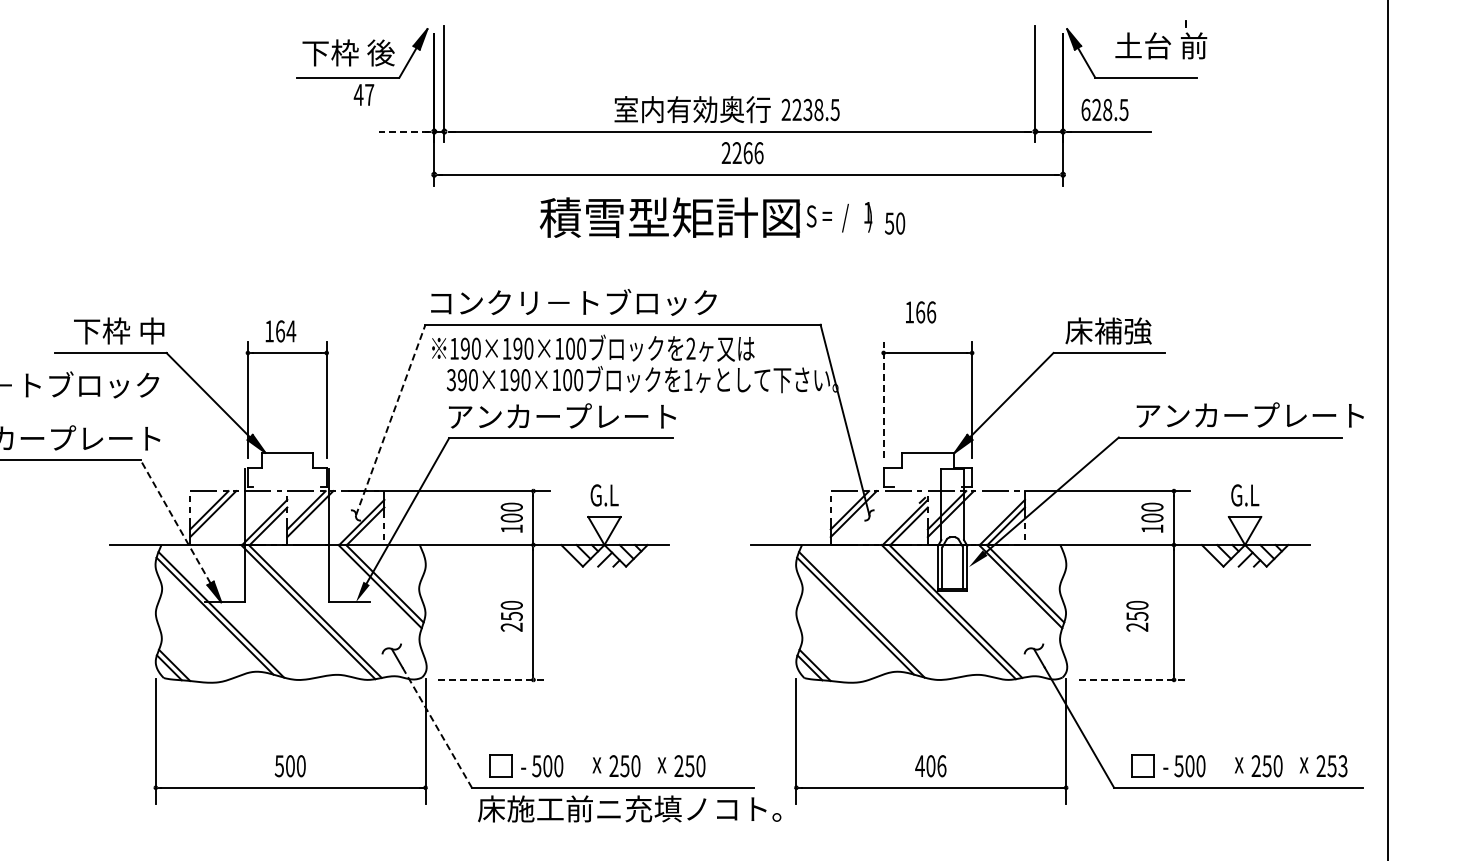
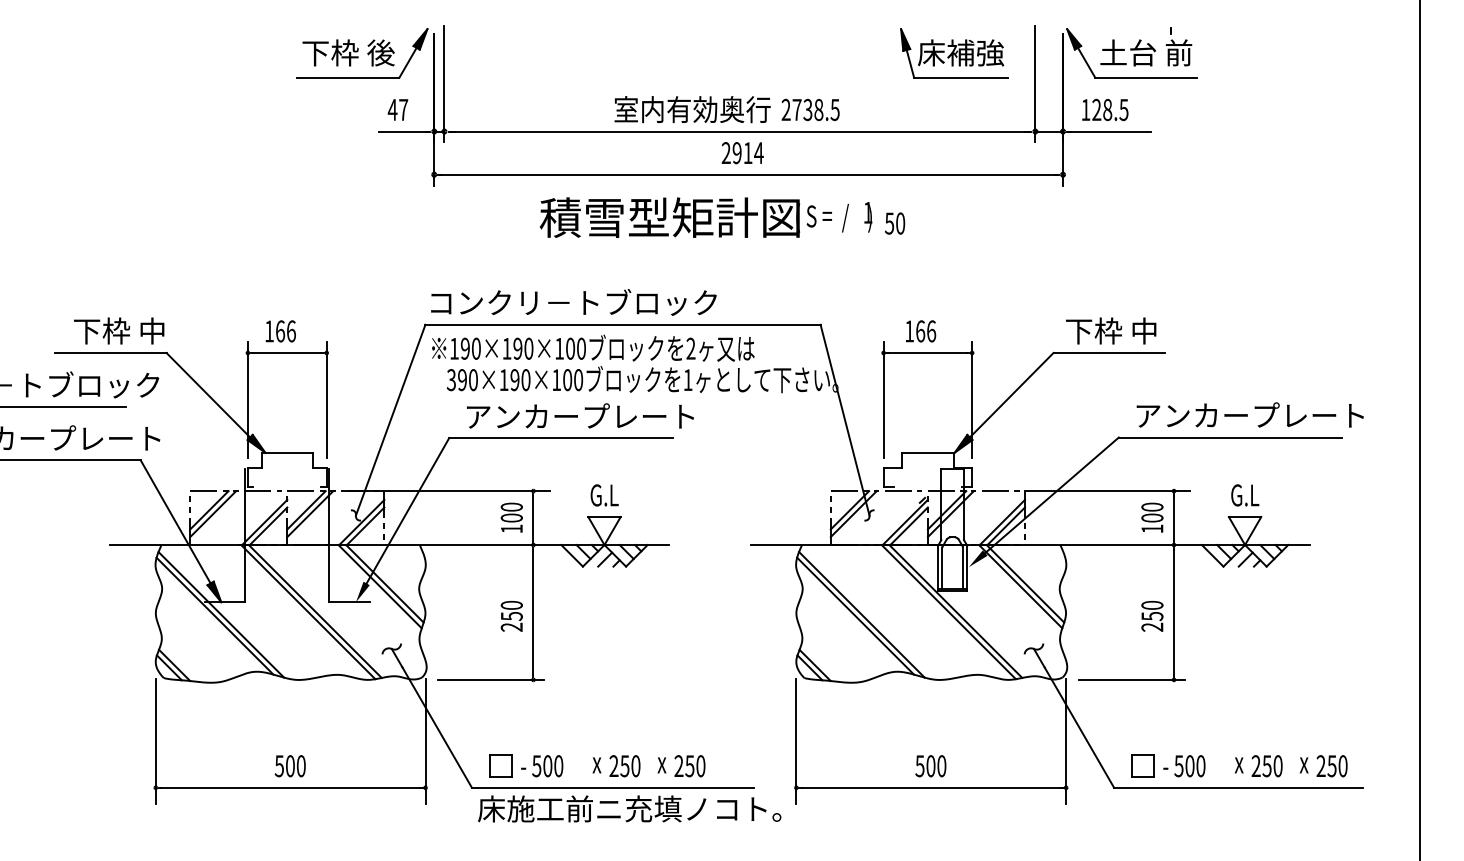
part position: (1161, 39) -> (1146, 46) (1146, 46)
part: none -> present (954, 53)
text position: (363, 94) -> (397, 109) (397, 109)
text: 2238.5 -> 2738.5 (796, 109)
text: 628.5 -> 128.5 (1085, 109)
line: dashed -> solid (403, 131)
text: 2266 -> 2914 (747, 153)
text position: (921, 312) -> (921, 331) (921, 331)
text: 床補強 -> 下枠 中 (1110, 330)
text: 164 -> 166 (291, 331)
line: dashed -> solid (883, 399)
line: none -> present (64, 407)
text position: (562, 415) -> (580, 415) (580, 415)
line: dashed -> solid (390, 419)
line position: (1388, 429) -> (1420, 429) (1420, 429)
line: dashed -> solid (175, 521)
text position: (1137, 616) -> (1152, 616) (1152, 616)
line: dashed -> solid (491, 679)
line: dashed -> solid (1132, 679)
line: dashed -> solid (437, 728)
text: 406 -> 500 (930, 766)
text: 253 -> 250 (1342, 766)
